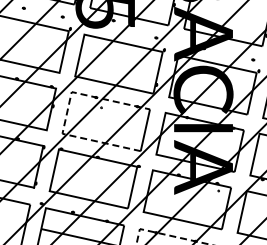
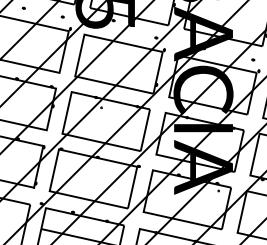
line: dashed -> solid (67, 112)
line: dashed -> solid (167, 235)
